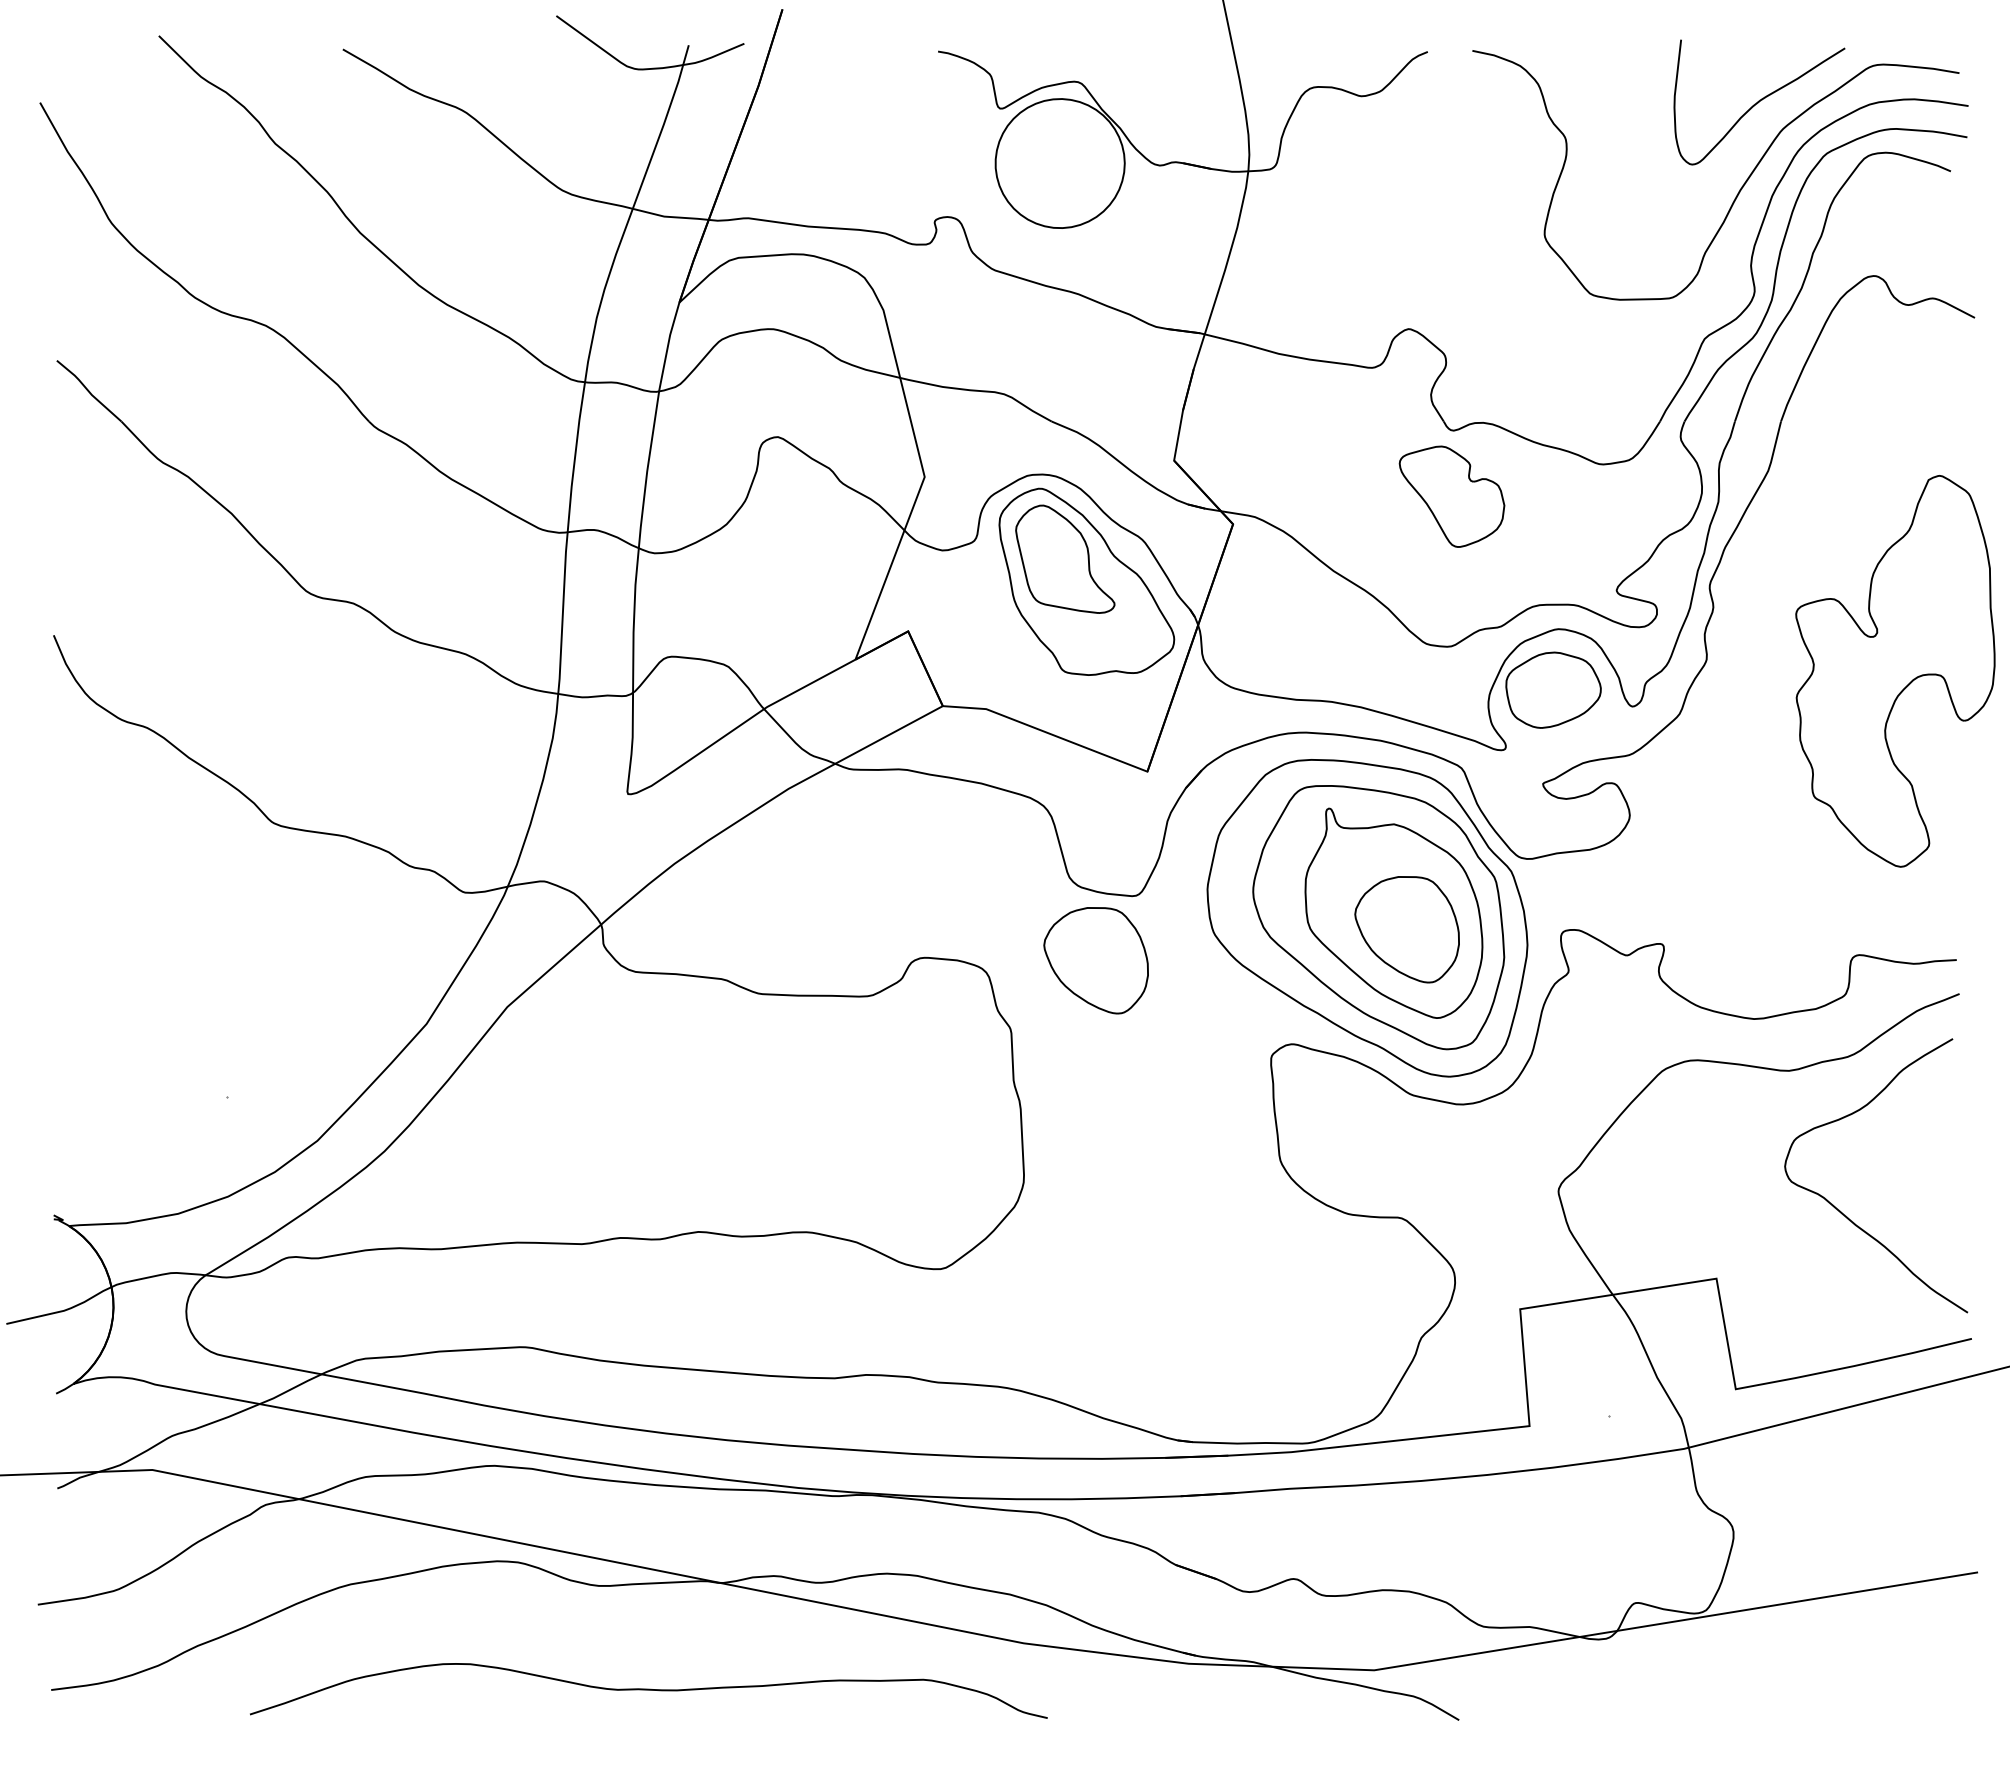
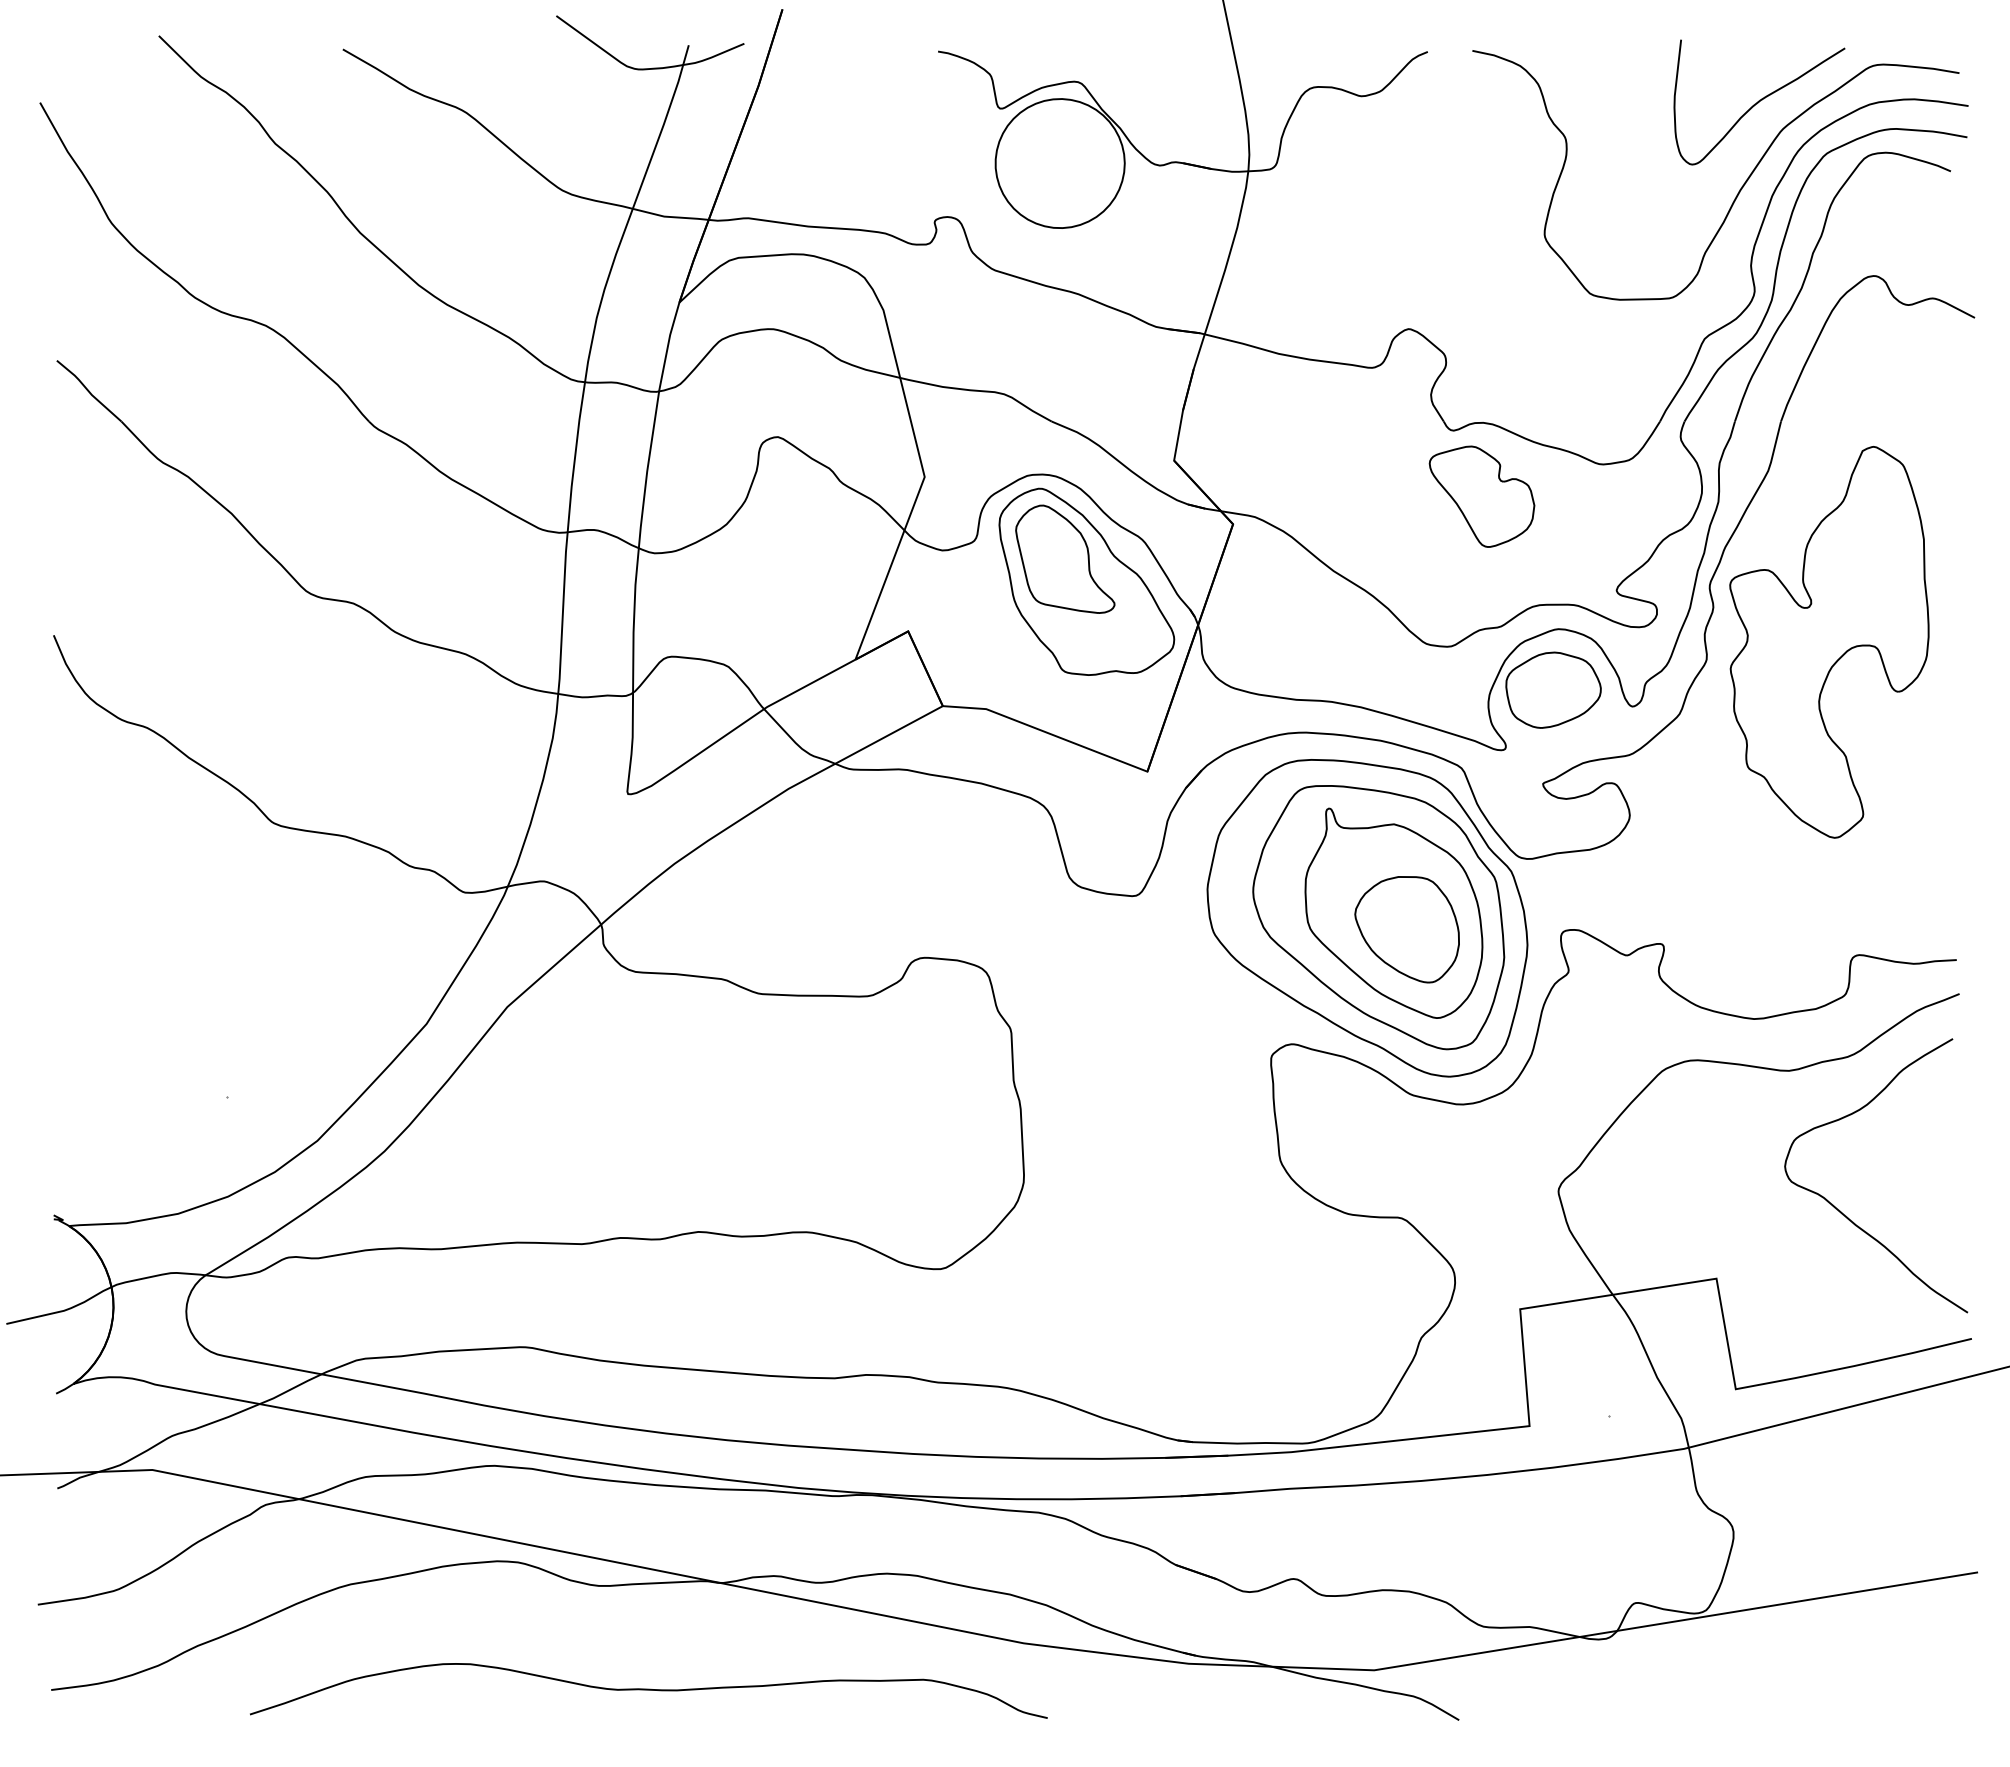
part position: (1451, 496) -> (1481, 496) (1481, 496)
part position: (1895, 671) -> (1829, 642) (1829, 642)
part: present -> none (1095, 960)
